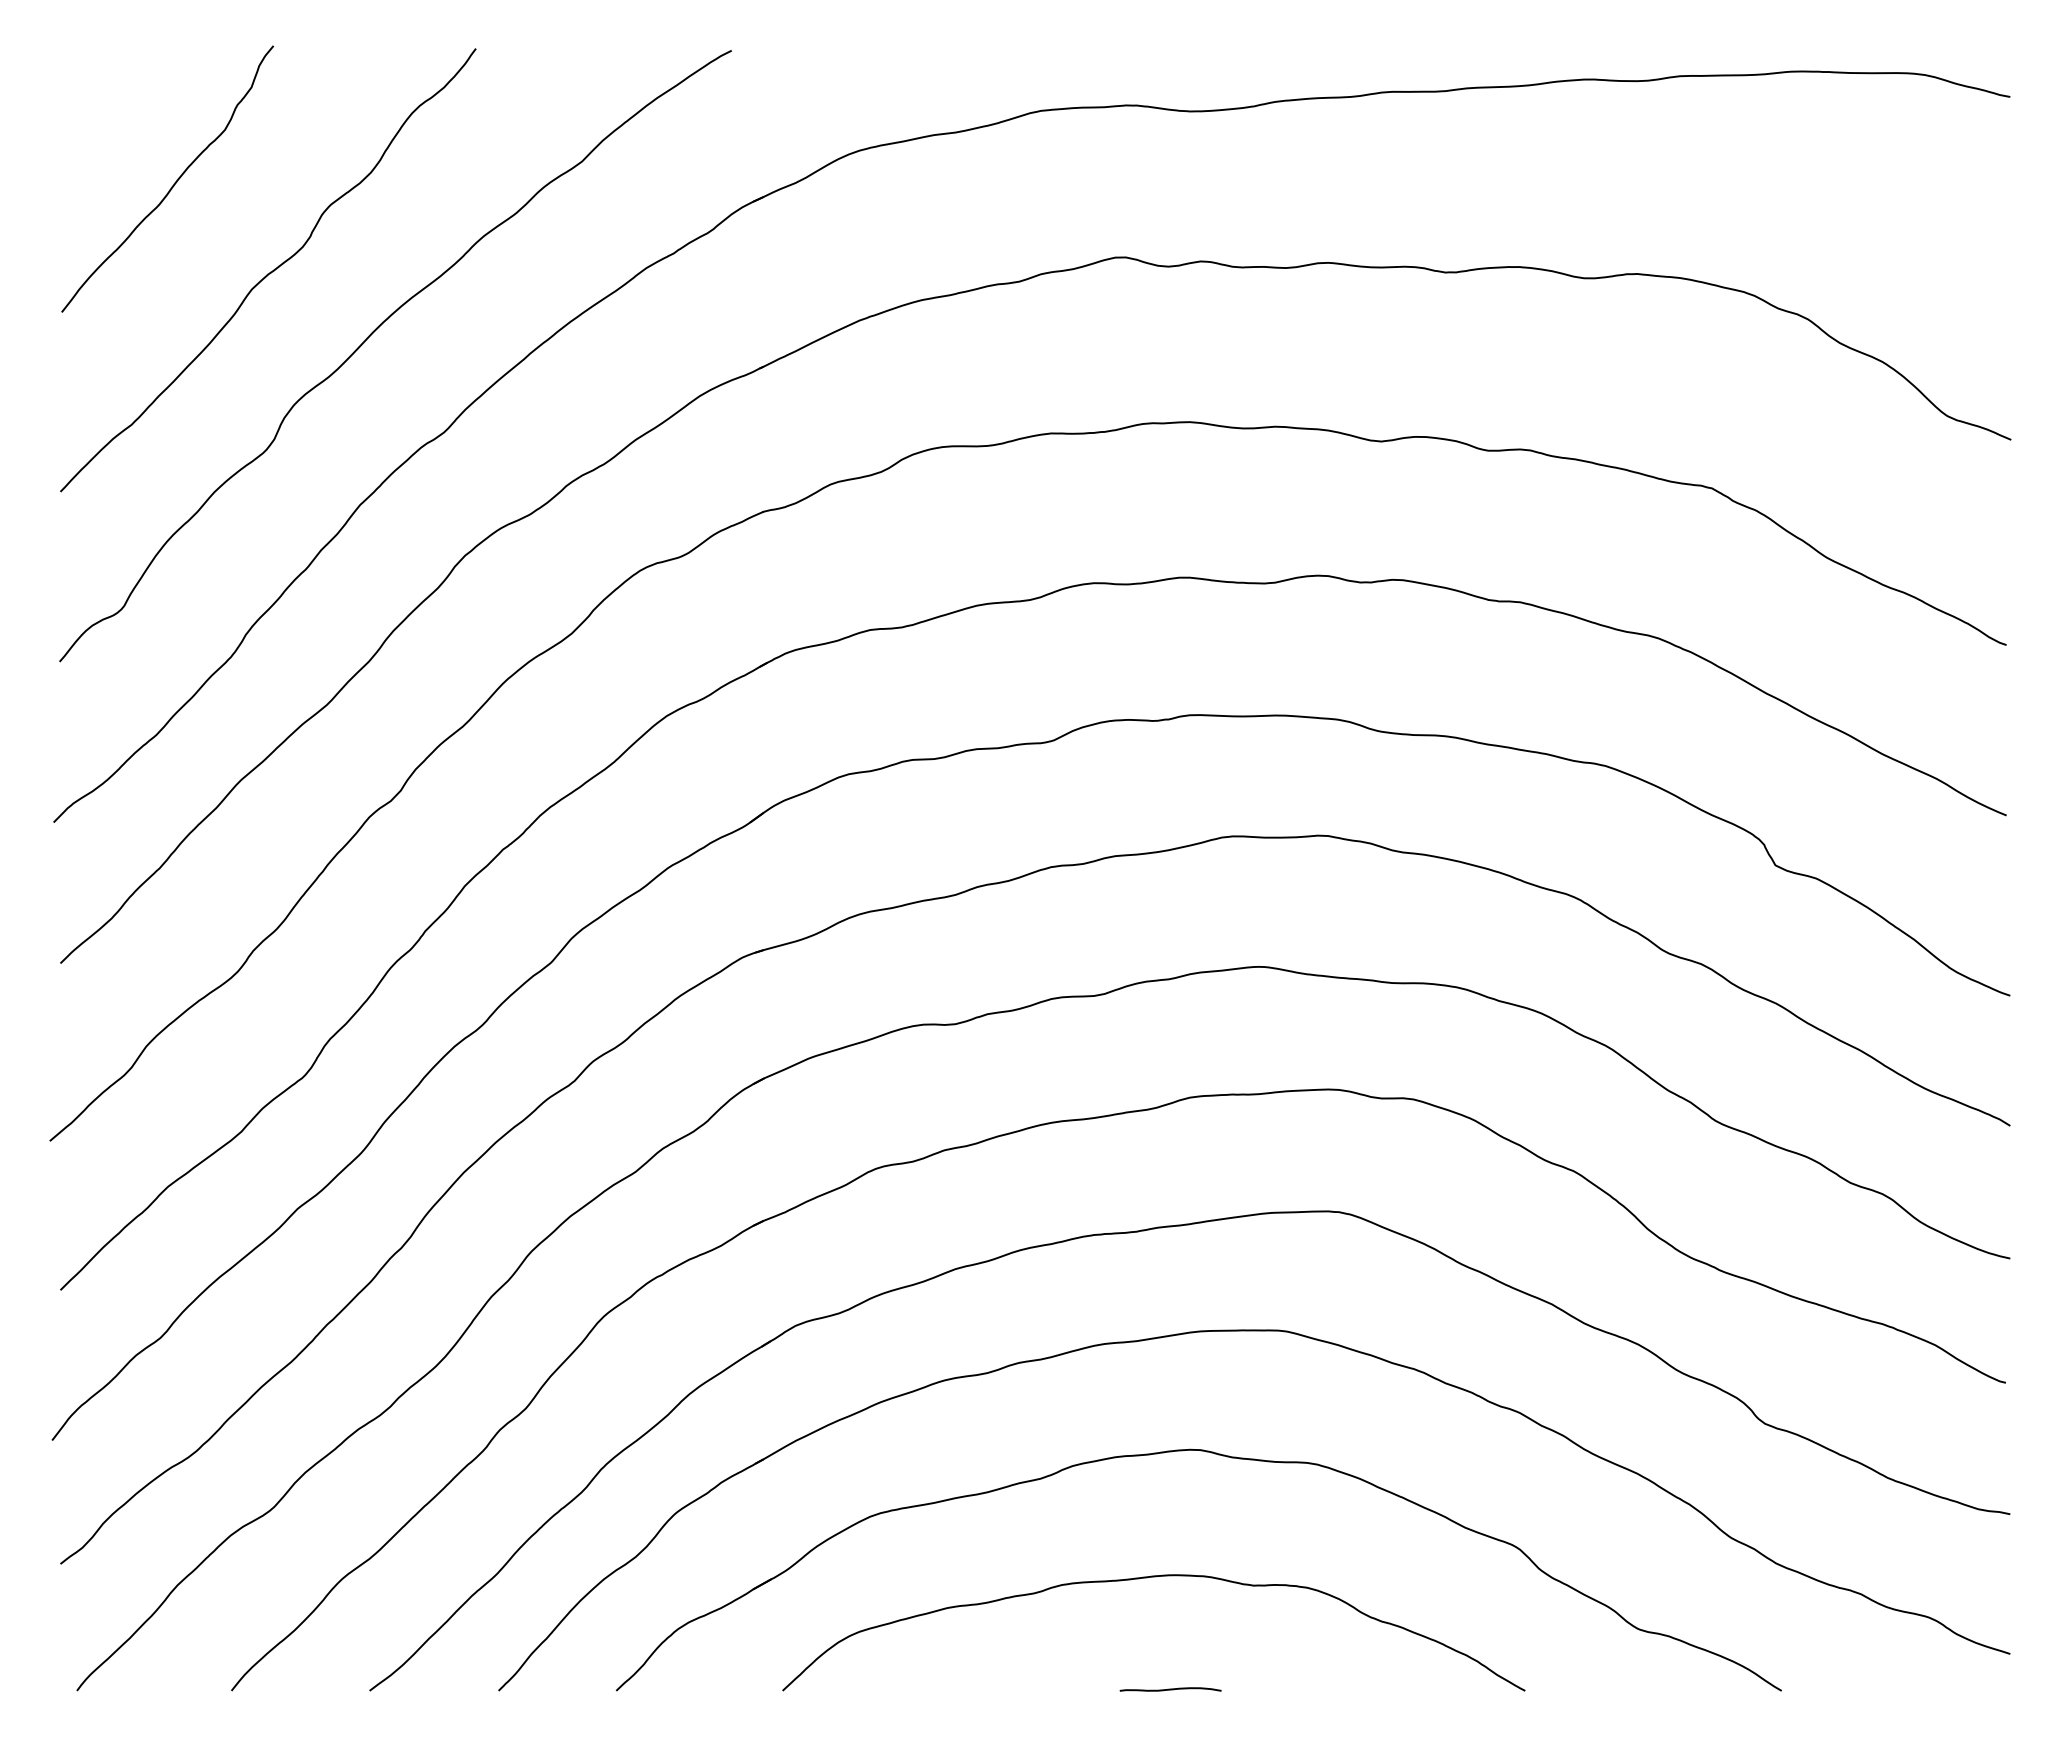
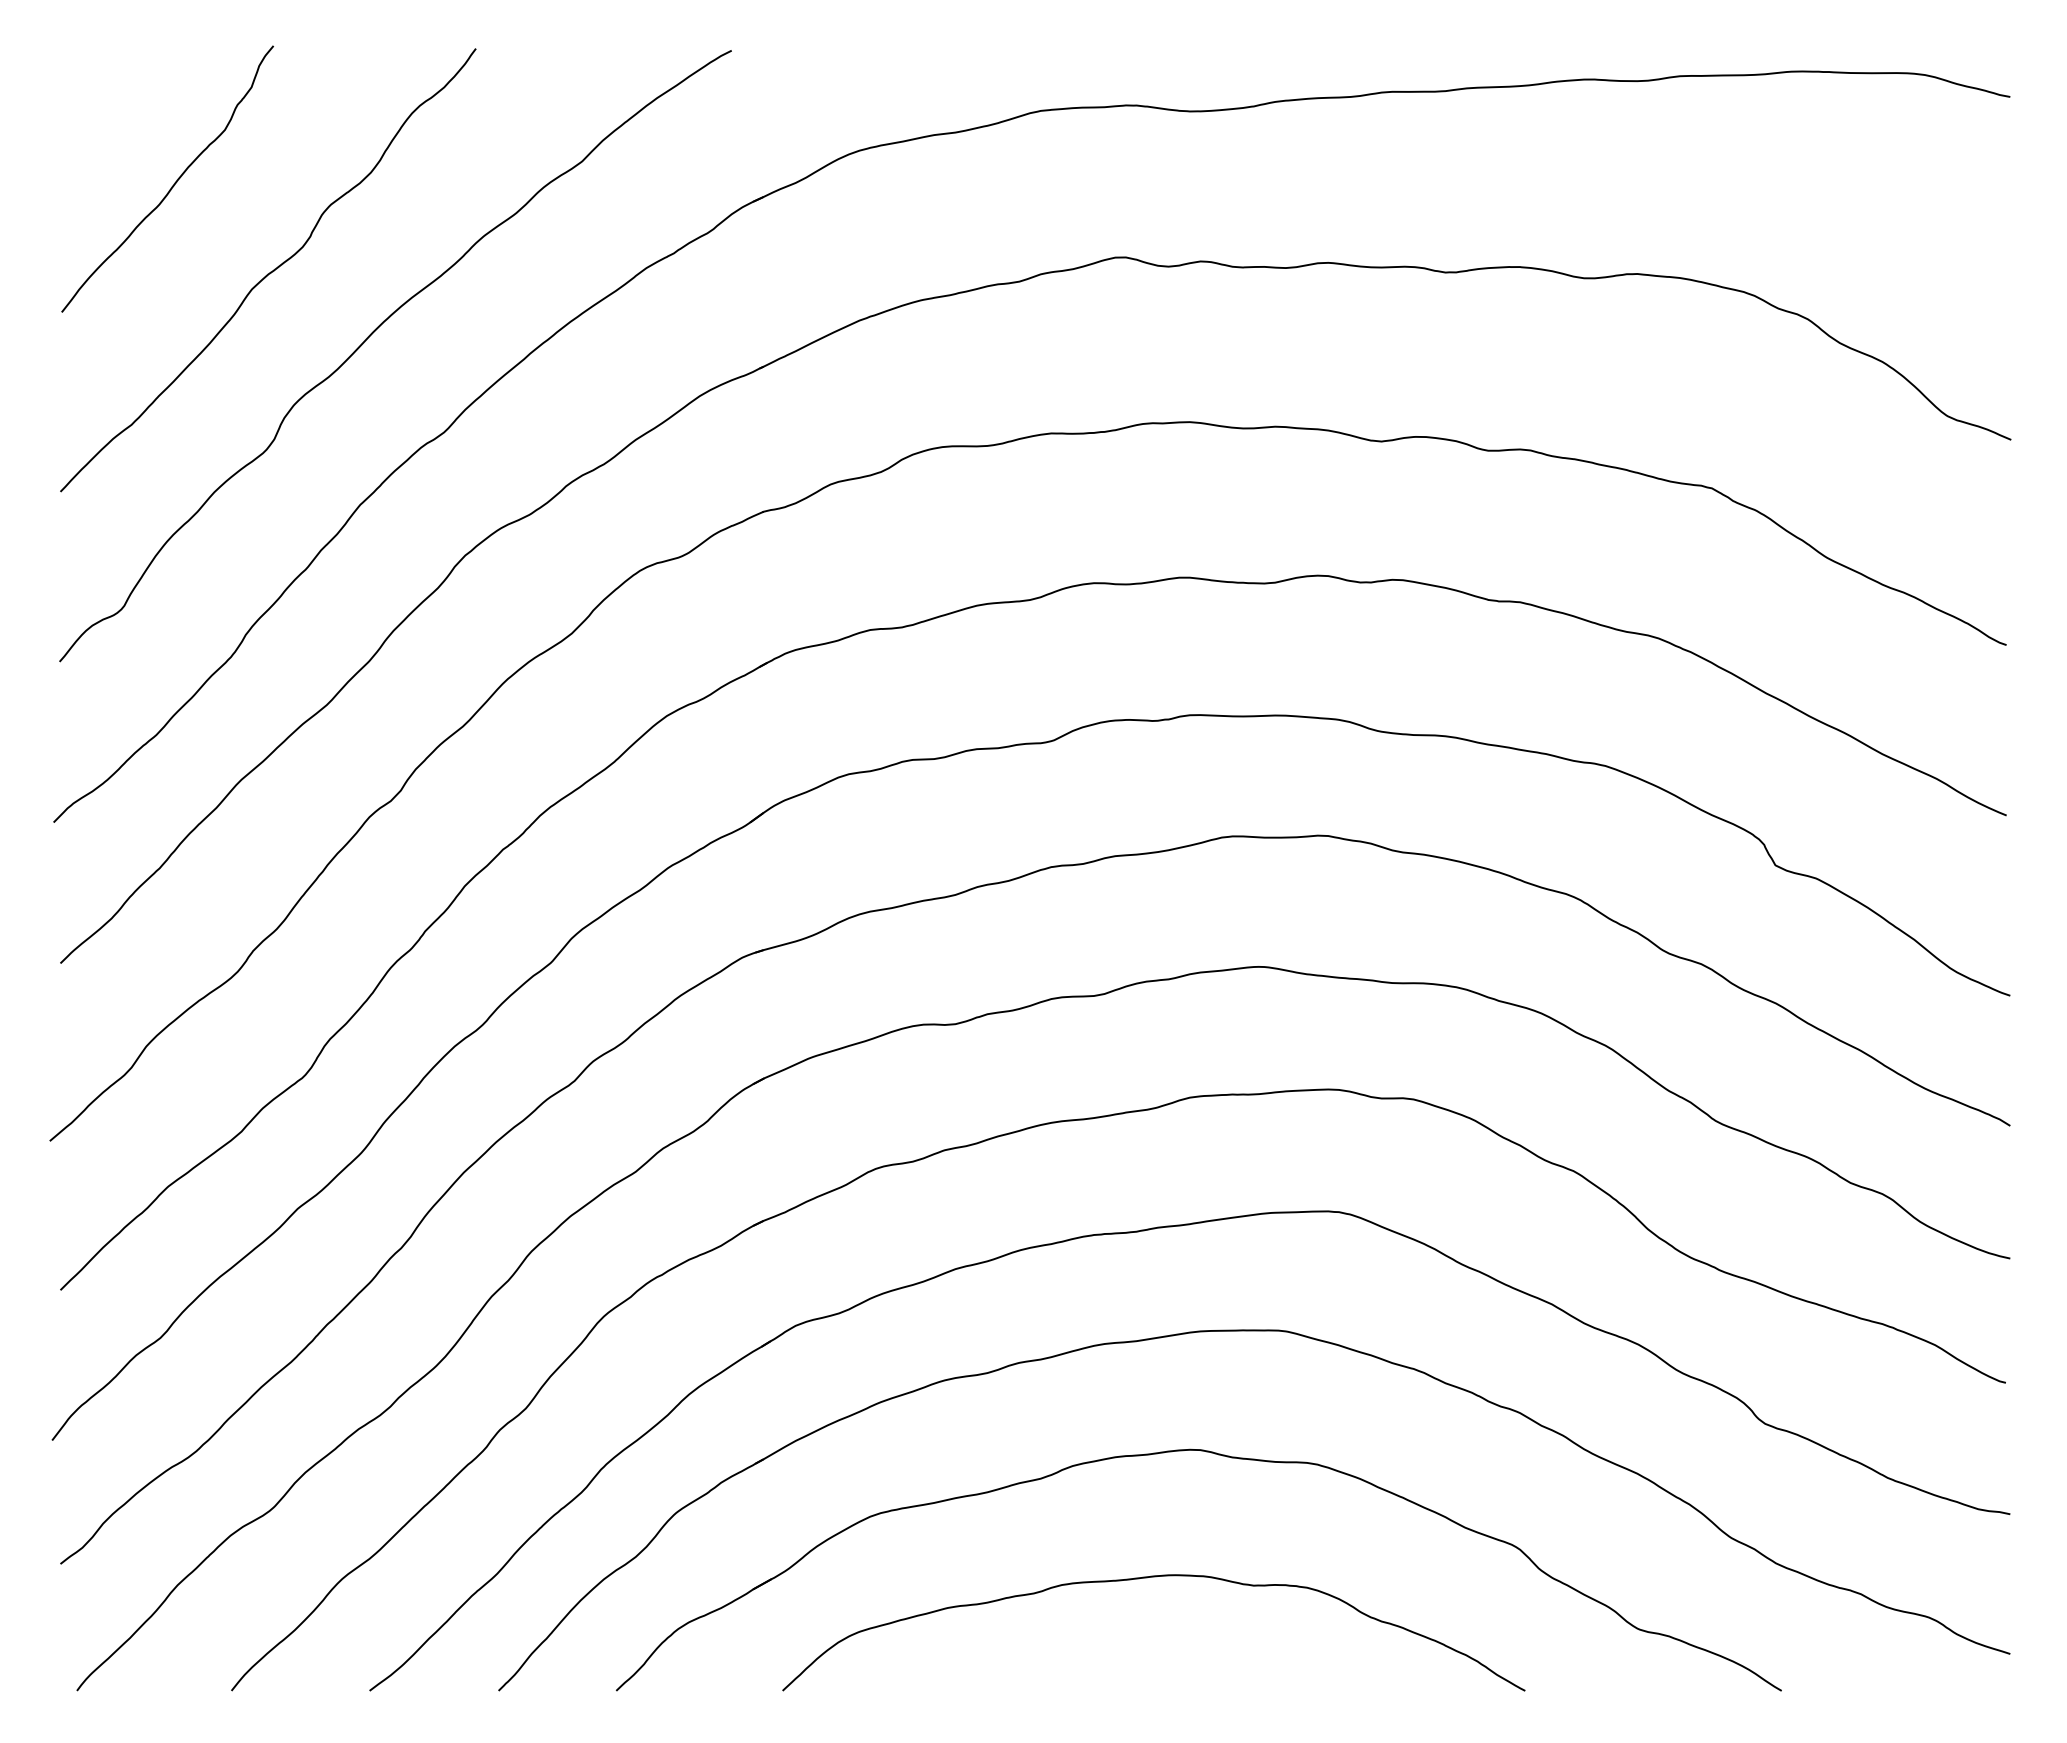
curve: present -> none (1170, 1689)
